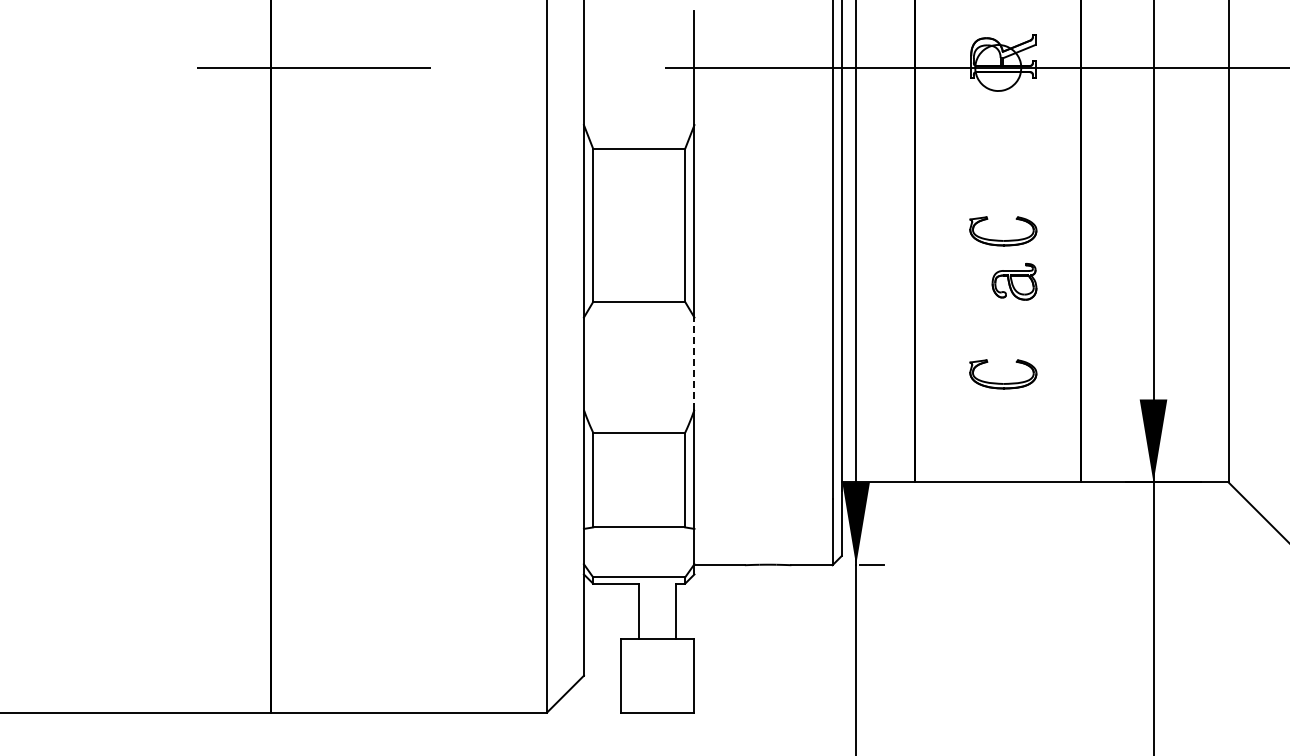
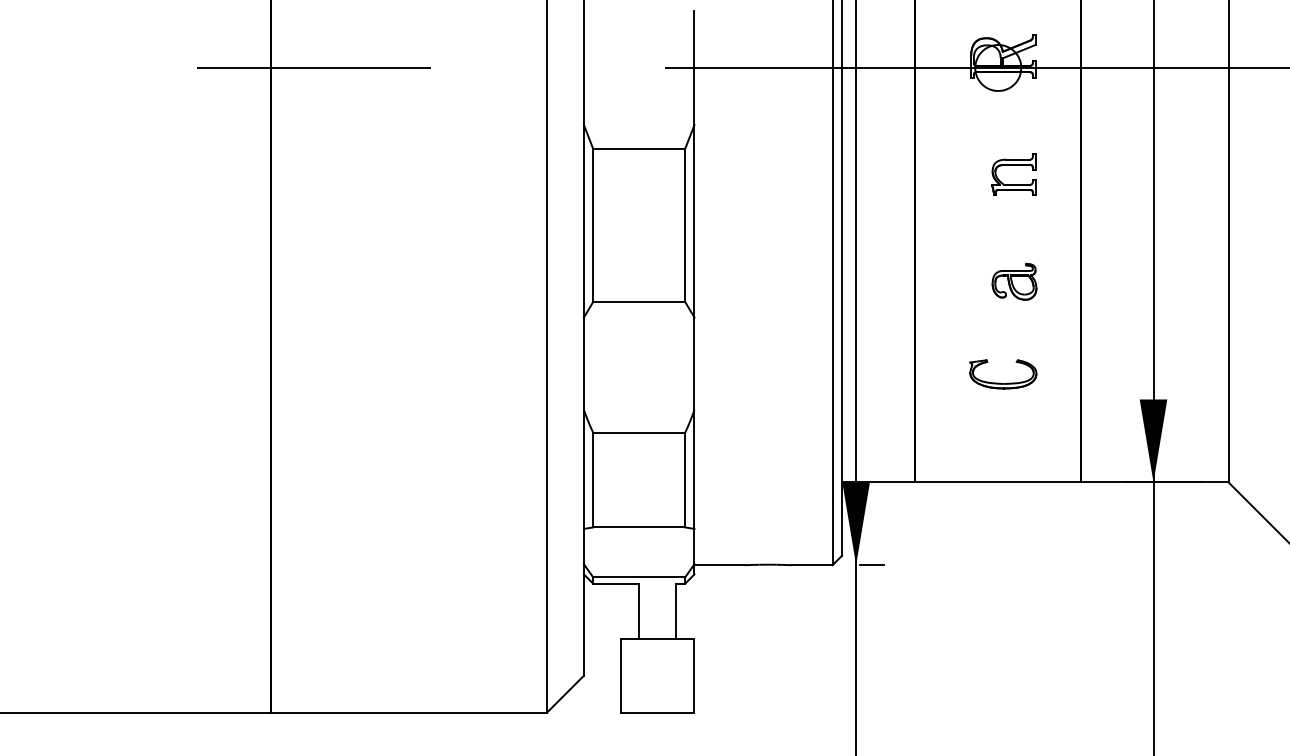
part: none -> present (1013, 165)
part: present -> none (1000, 239)
line: dashed -> solid (694, 363)
